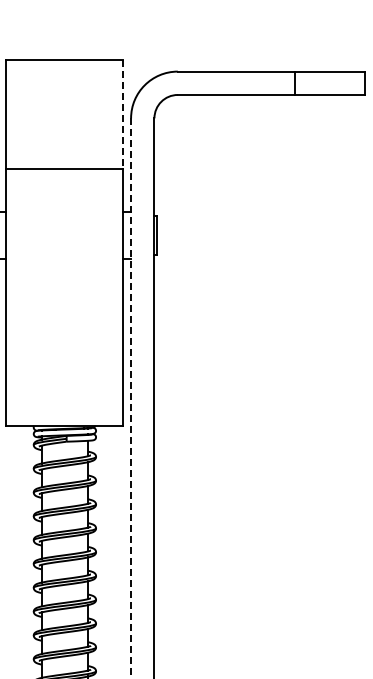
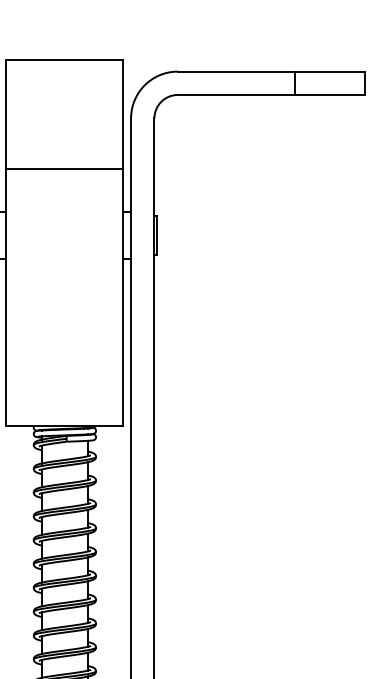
line: dashed -> solid (123, 114)
line: dashed -> solid (131, 399)
